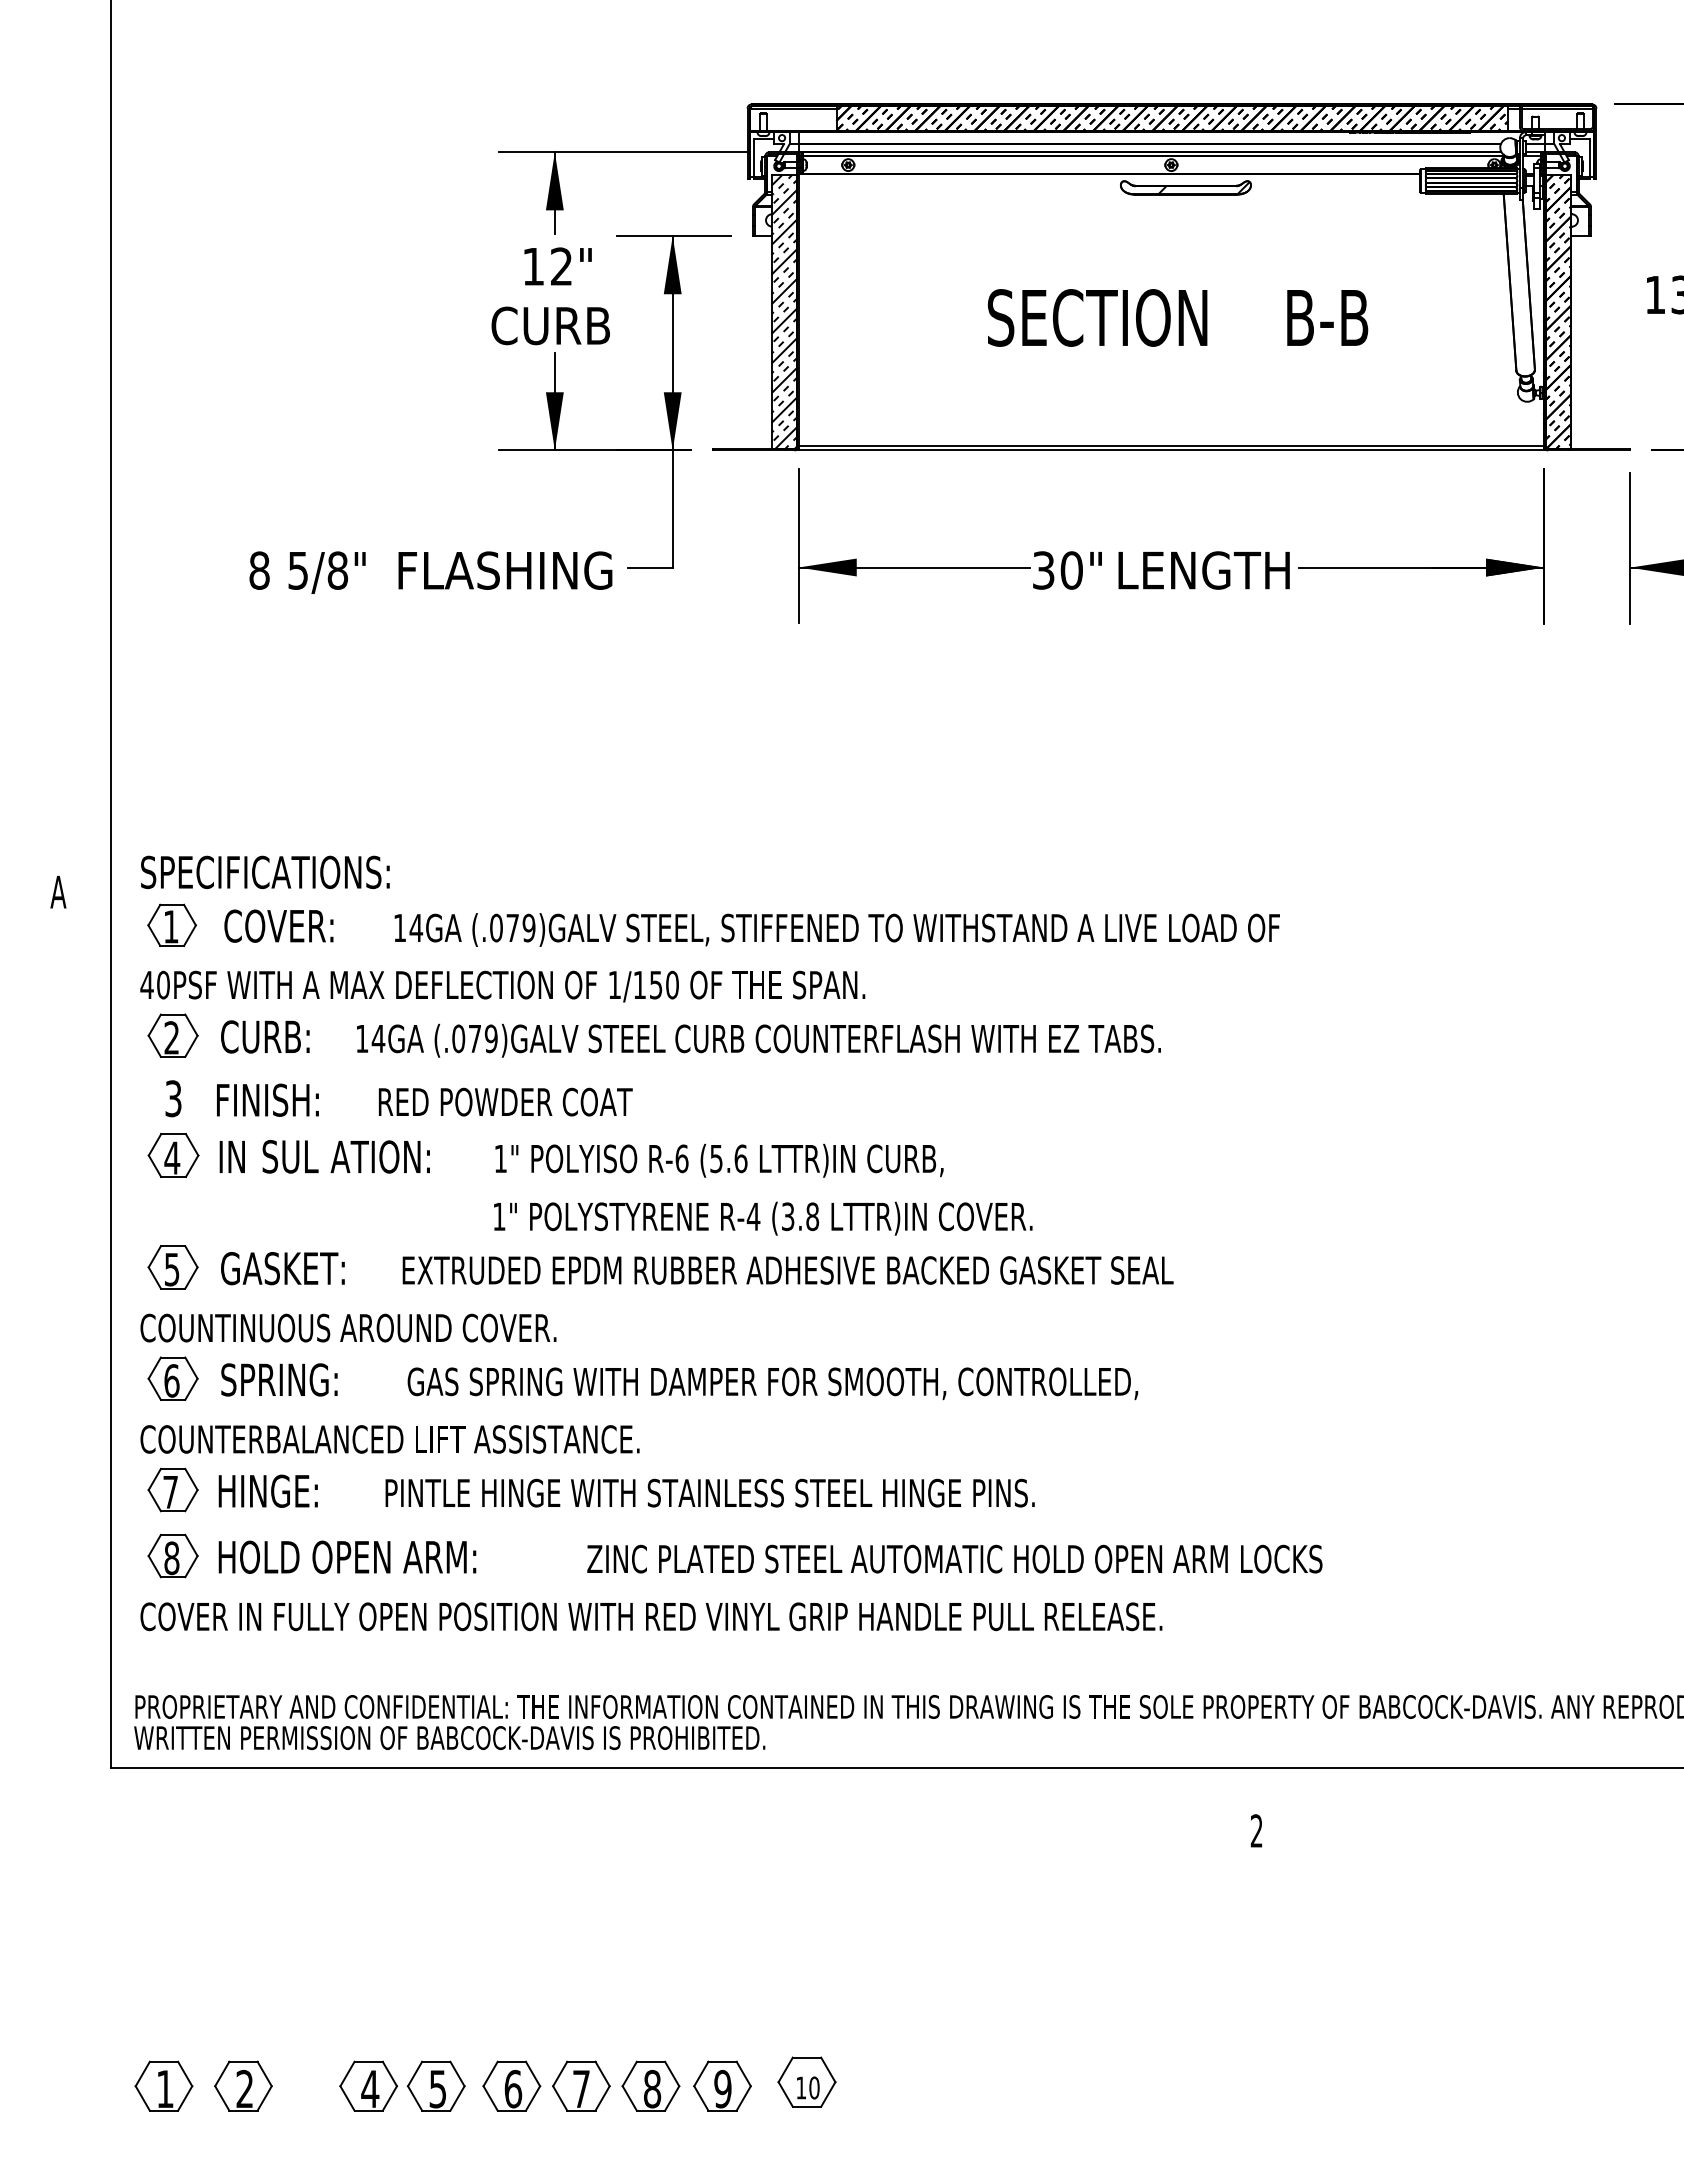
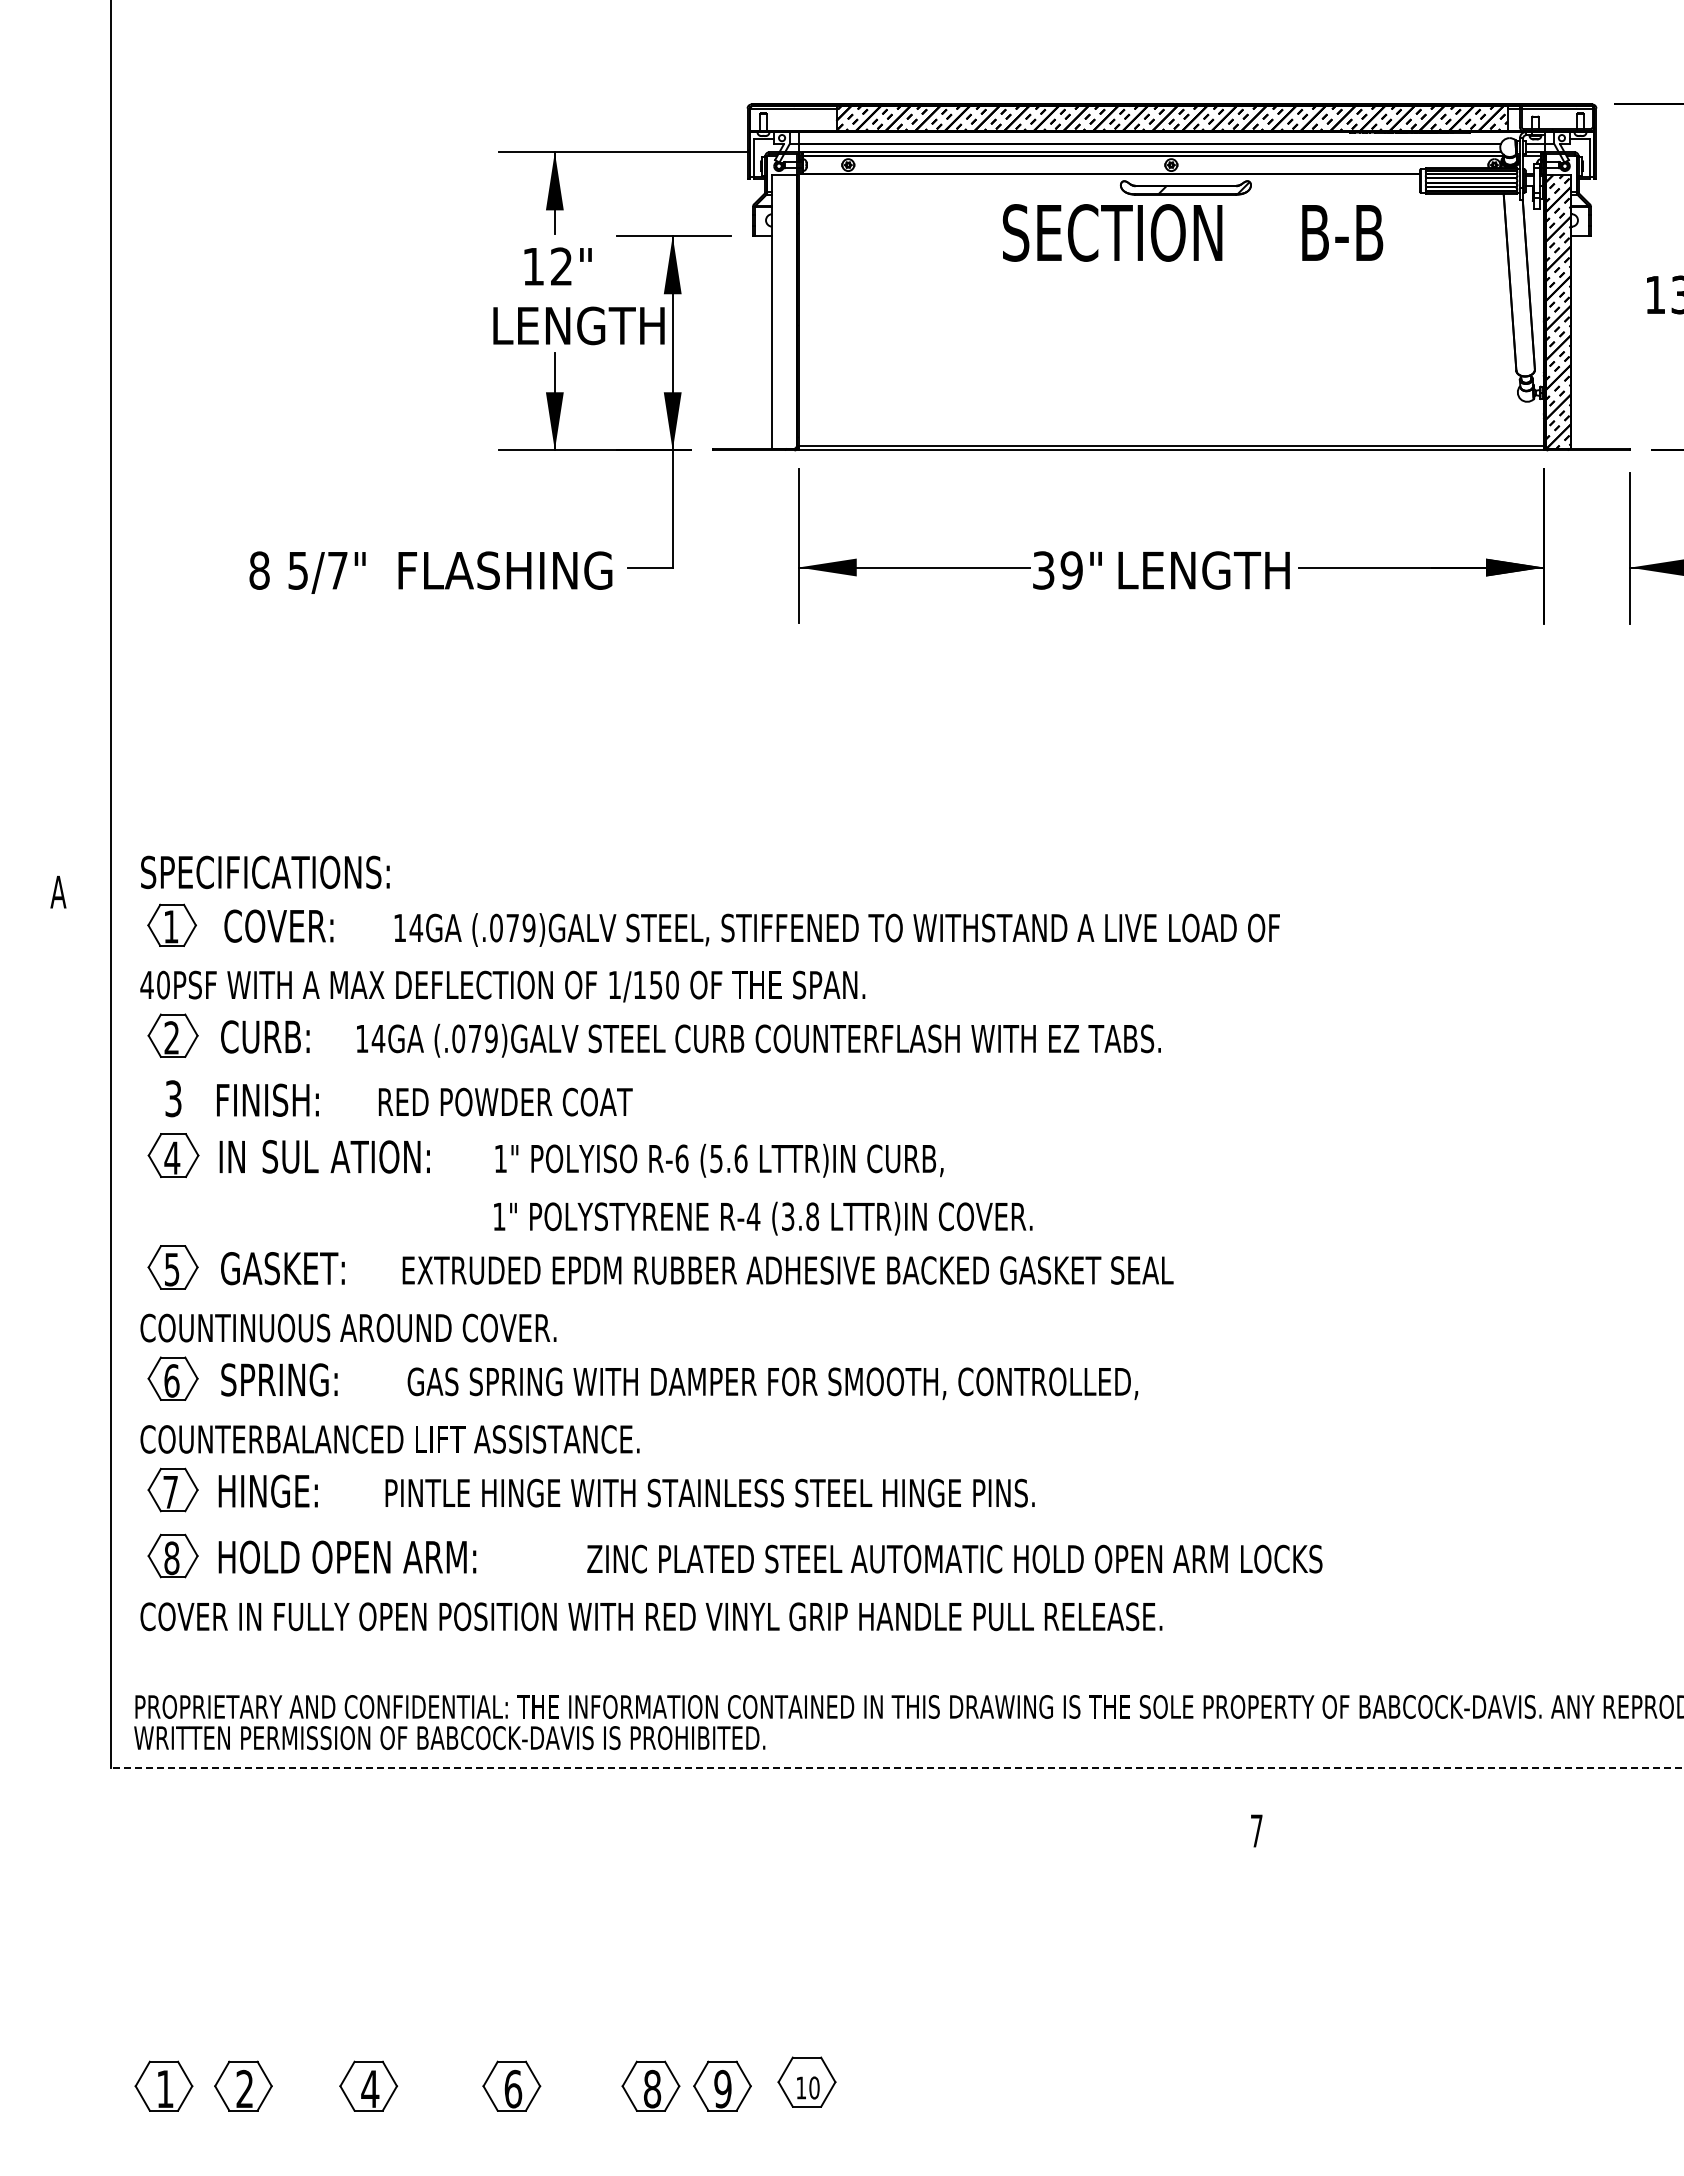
hatch: present -> none (783, 311)
text position: (1177, 317) -> (1192, 232) (1192, 232)
text: CURB -> LENGTH (577, 325)
text: 5/8" -> 5/7" (337, 570)
text: 30" -> 39" (1071, 570)
line: solid -> dashed (896, 1767)
text: 2 -> 7 (1256, 1830)
part: present -> none (435, 2085)
part: present -> none (581, 2085)
